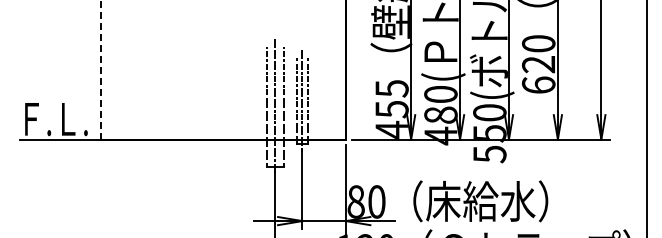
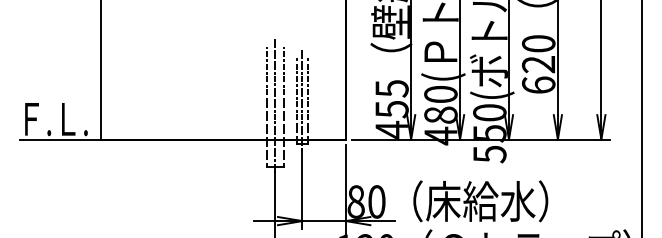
line: dashed -> solid (101, 70)
line position: (647, 118) -> (642, 118) (642, 118)
